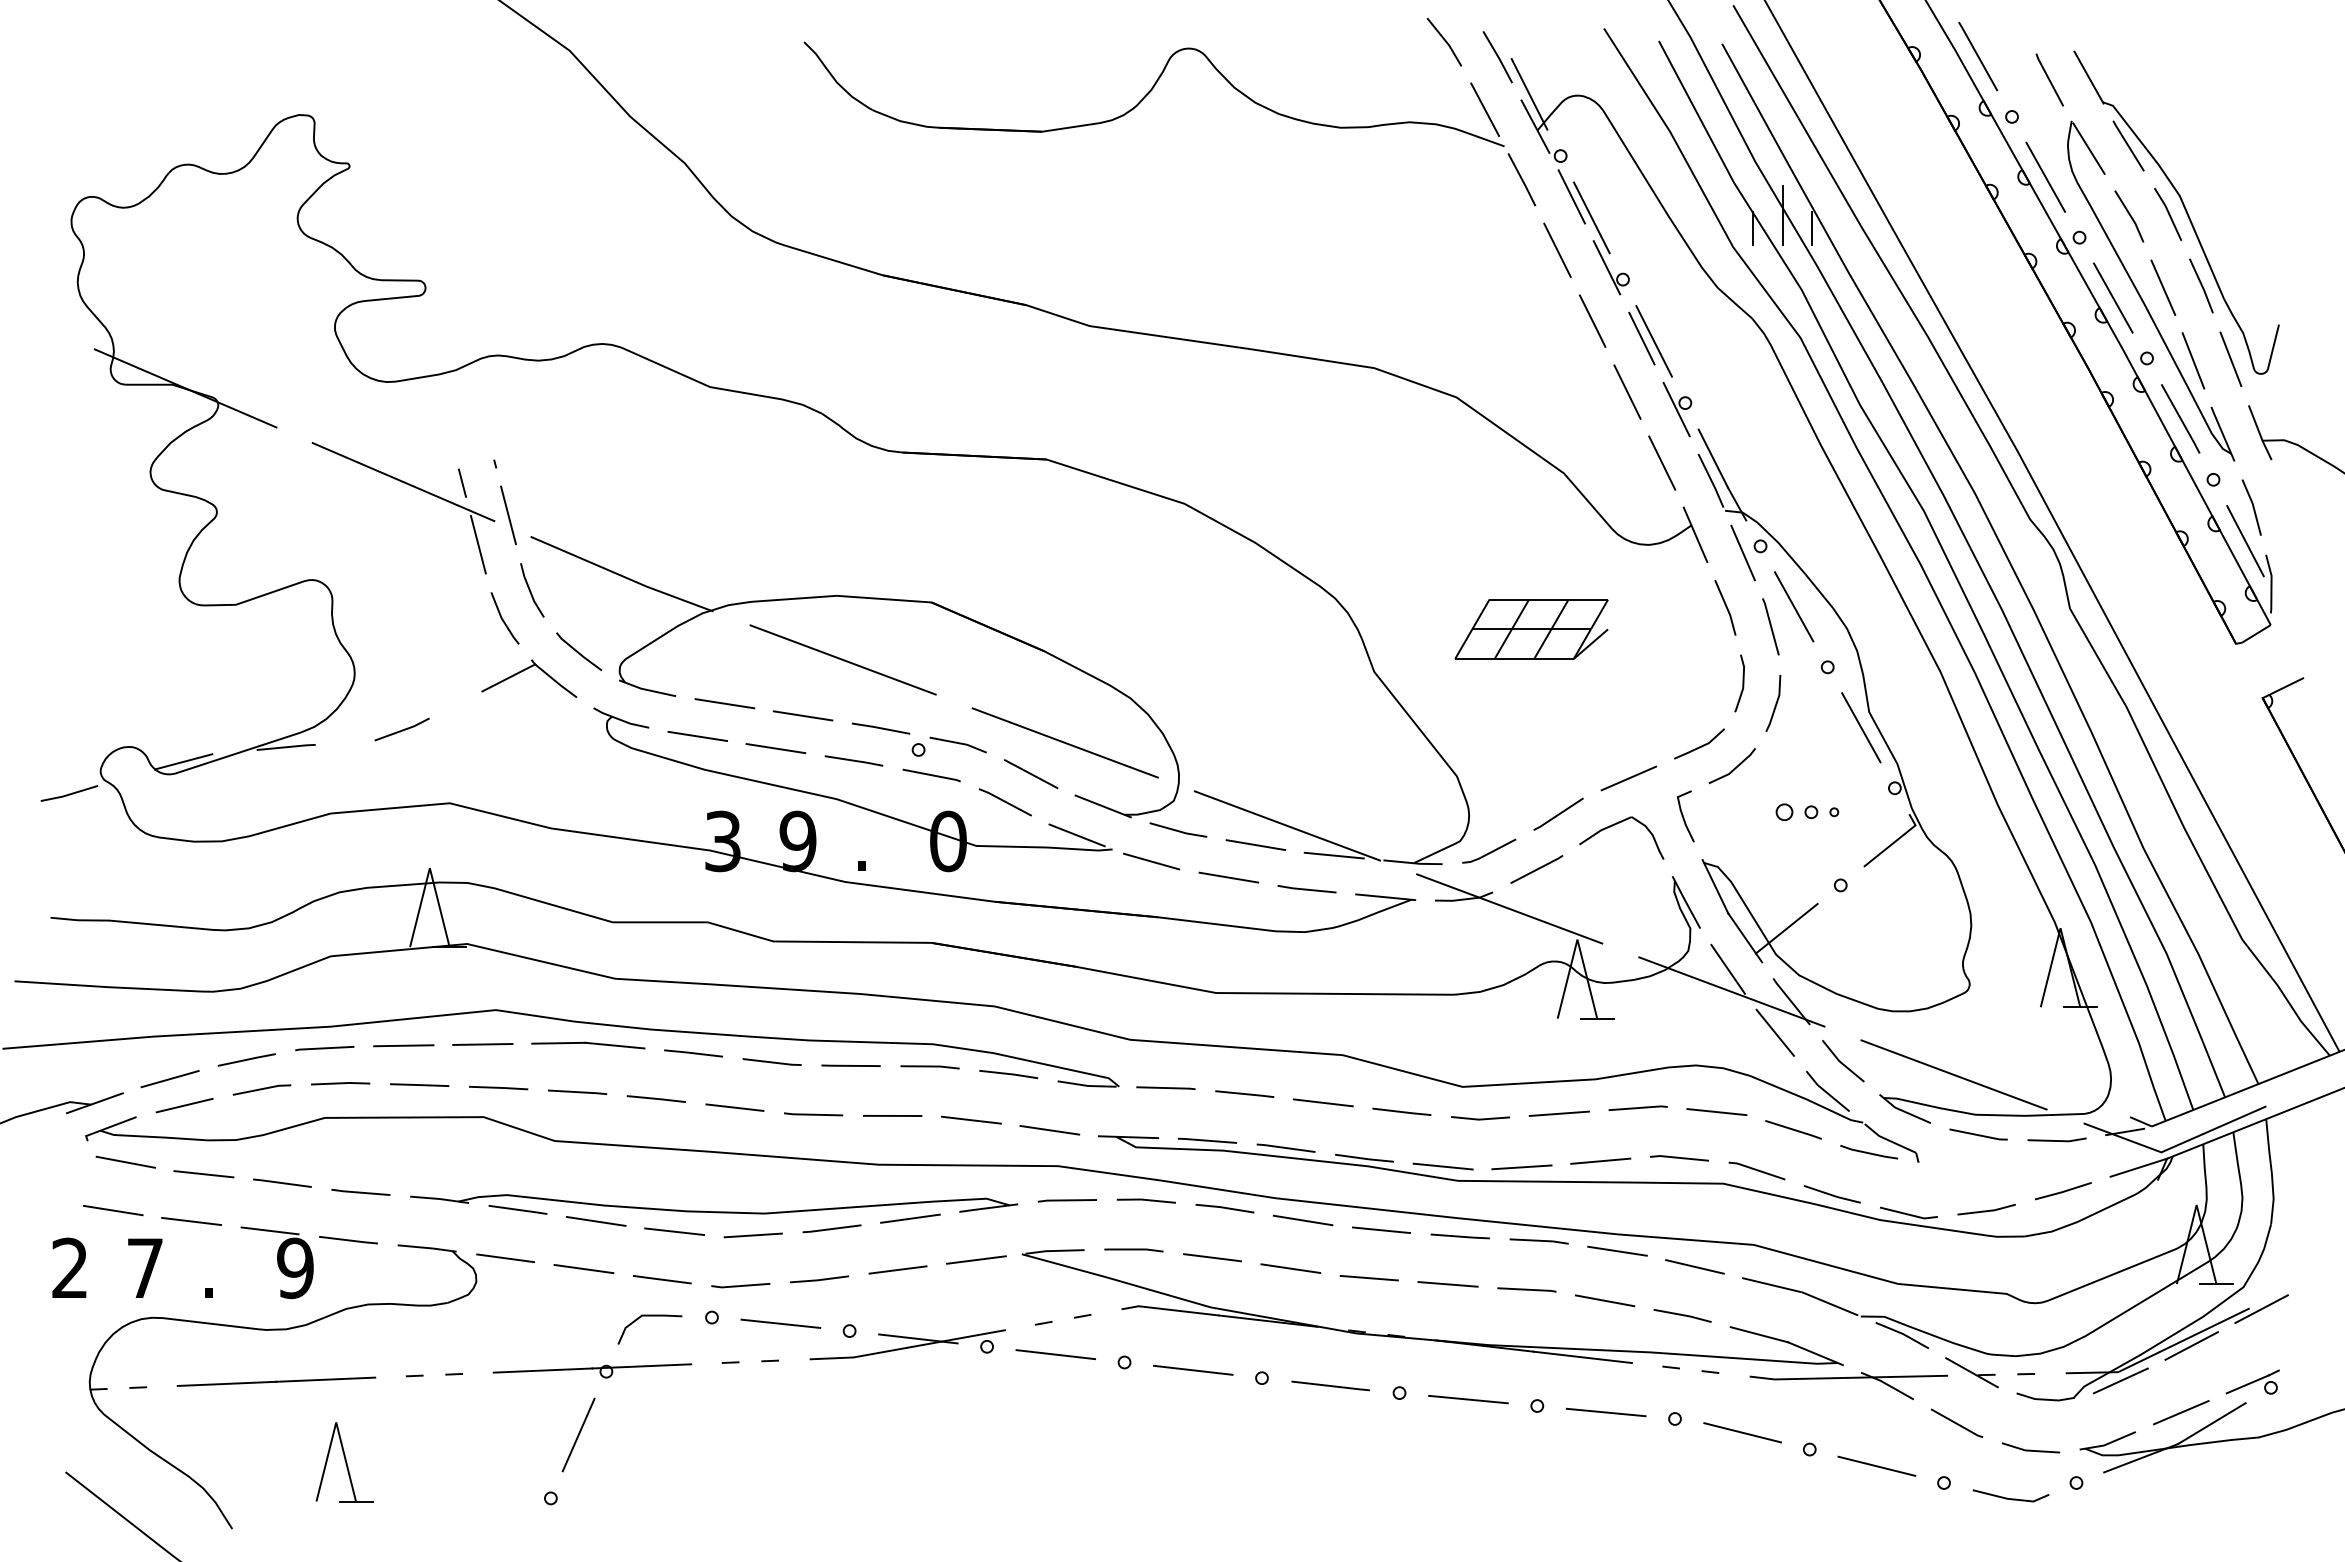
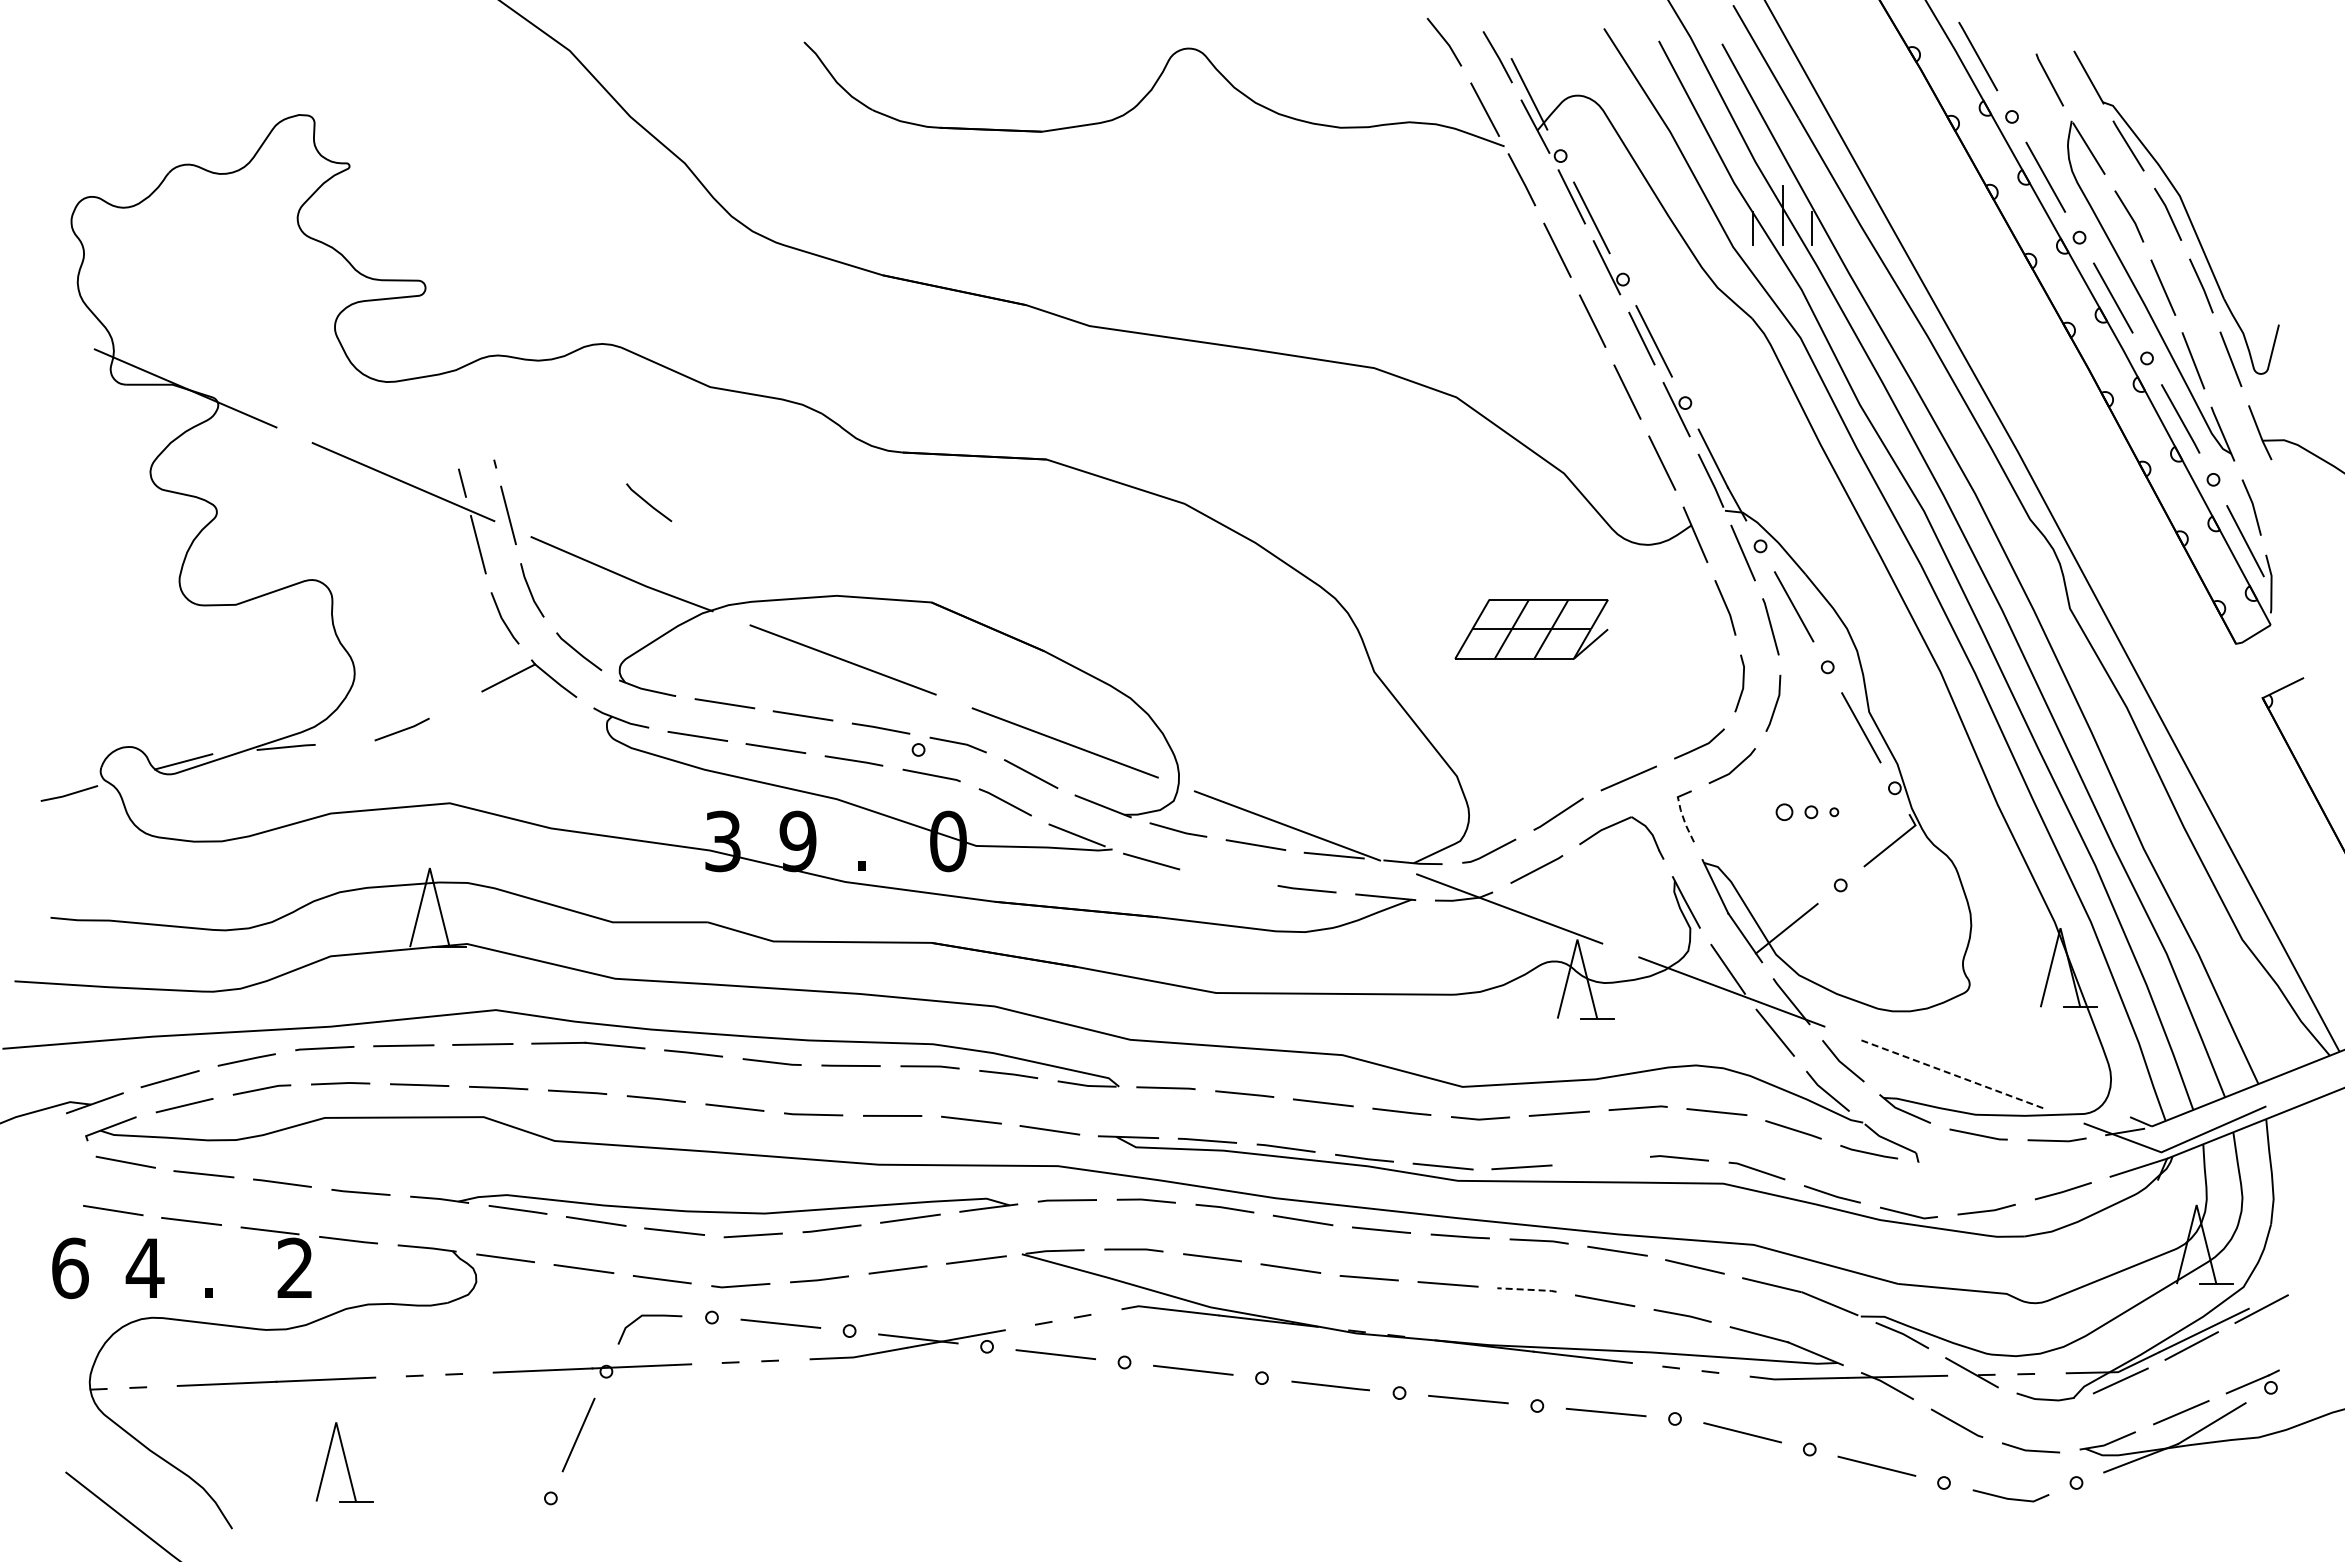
line: none -> present (648, 502)
line: solid -> dashed (1684, 820)
line: present -> none (1228, 877)
line: solid -> dashed (1954, 1074)
line: present -> none (1600, 1160)
text: 7 -> 4 (144, 1267)
text: 2 -> 6 (70, 1268)
text: 9 -> 2 (295, 1268)
line: solid -> dashed (1527, 1289)
